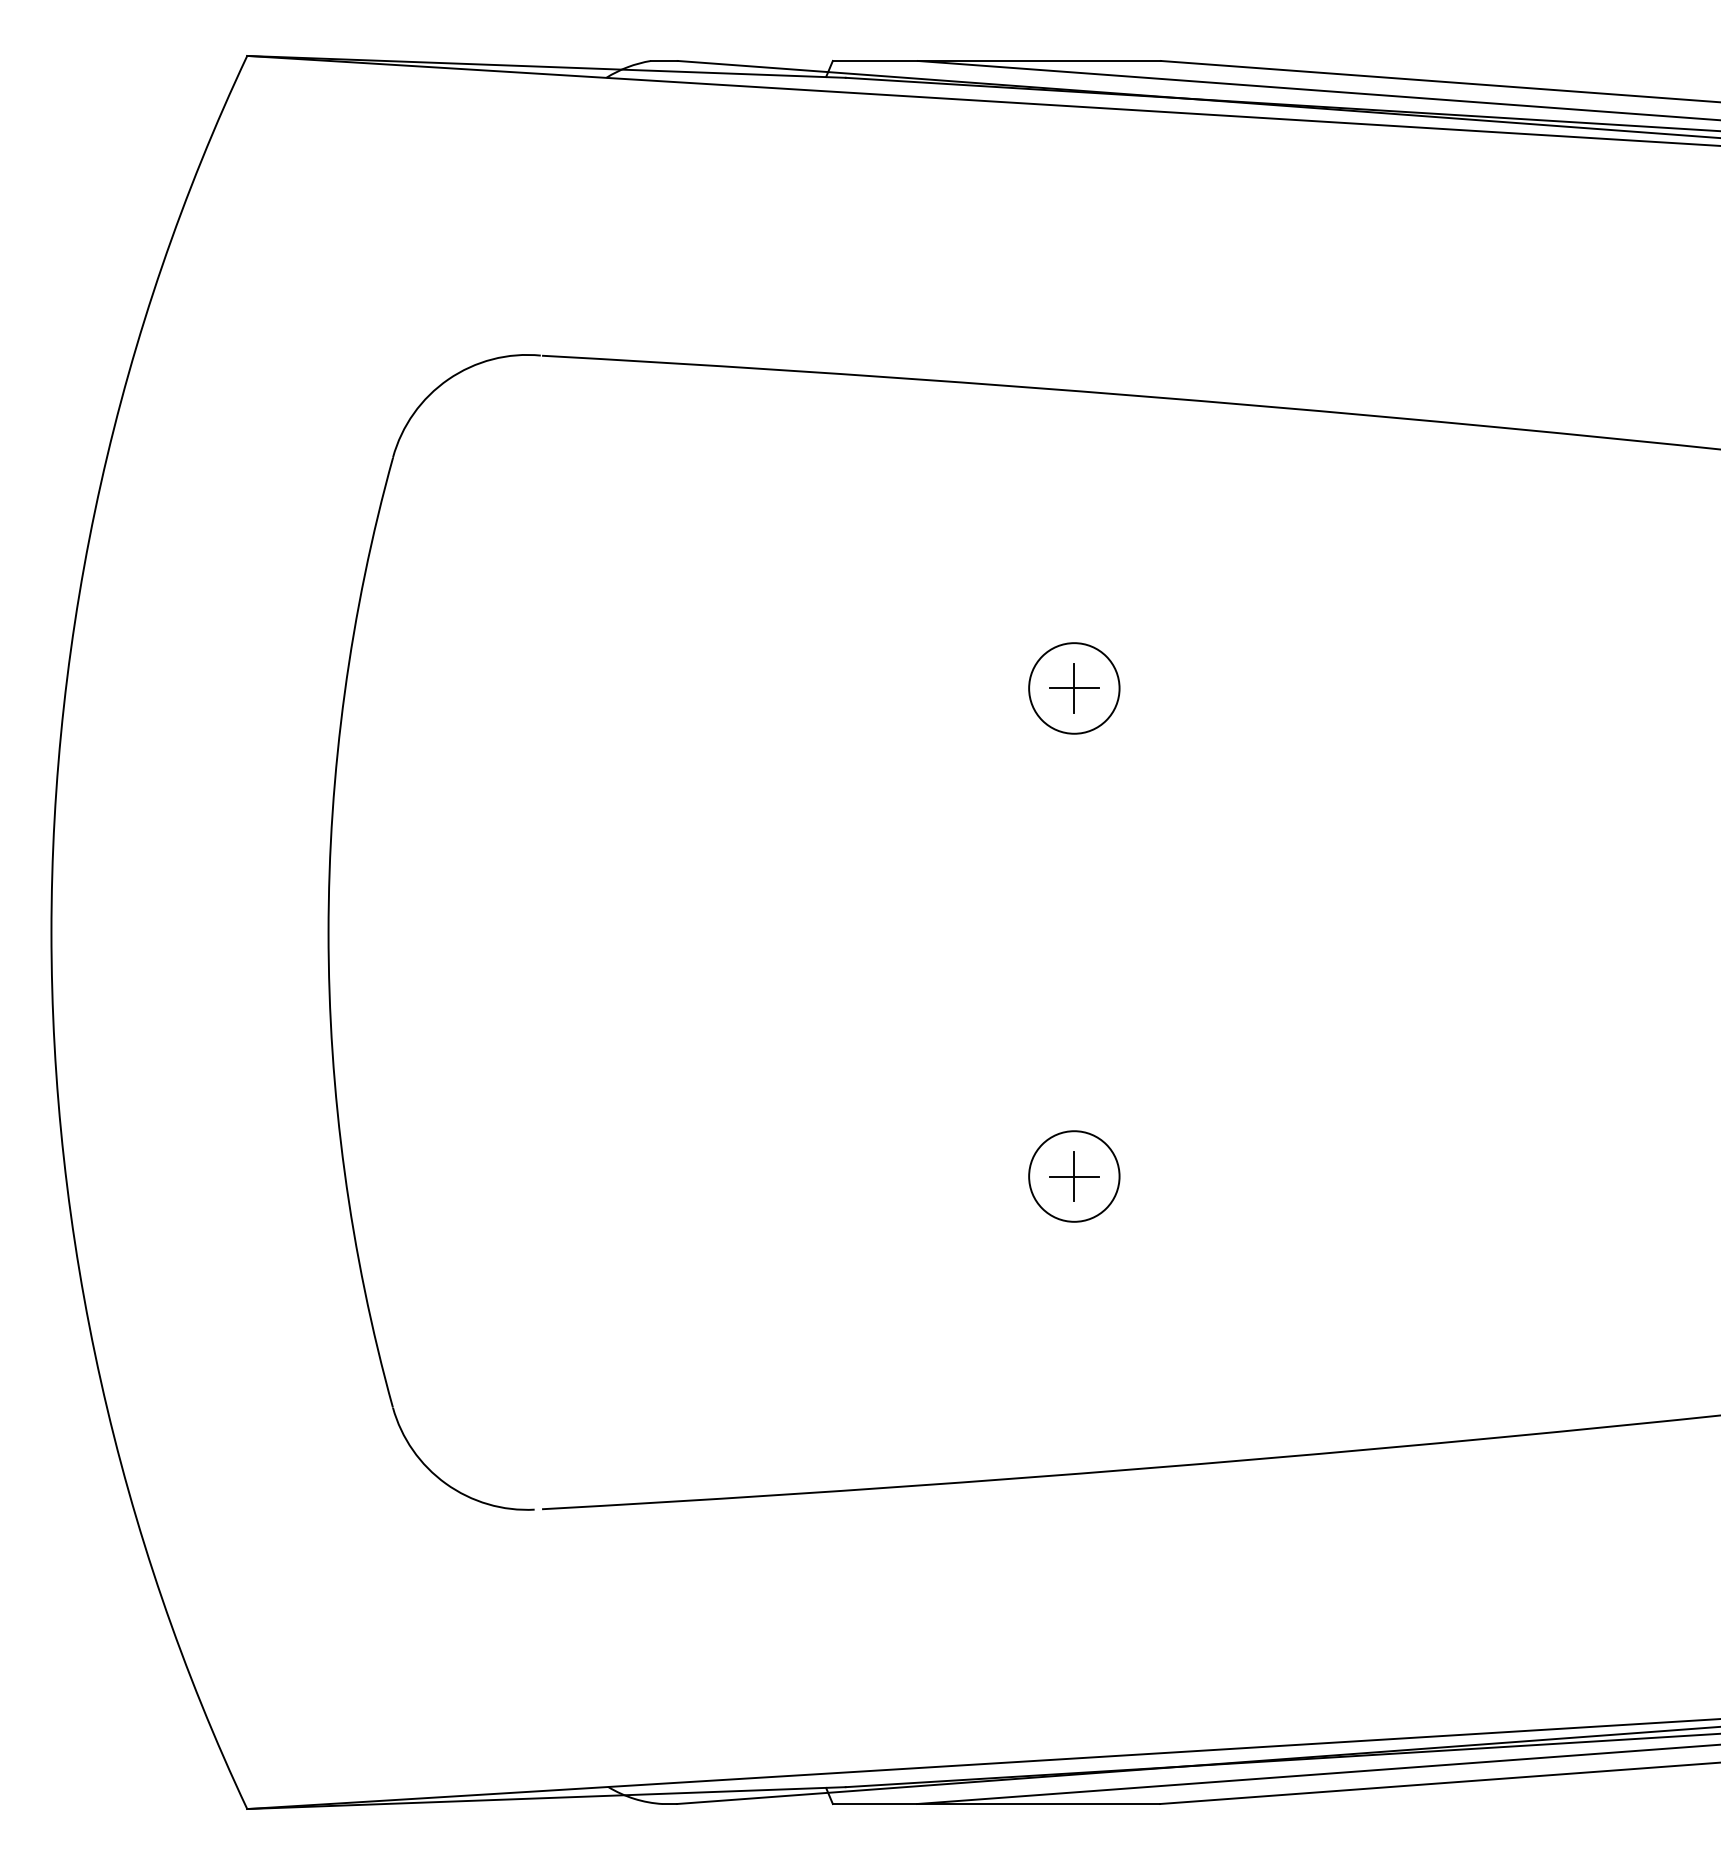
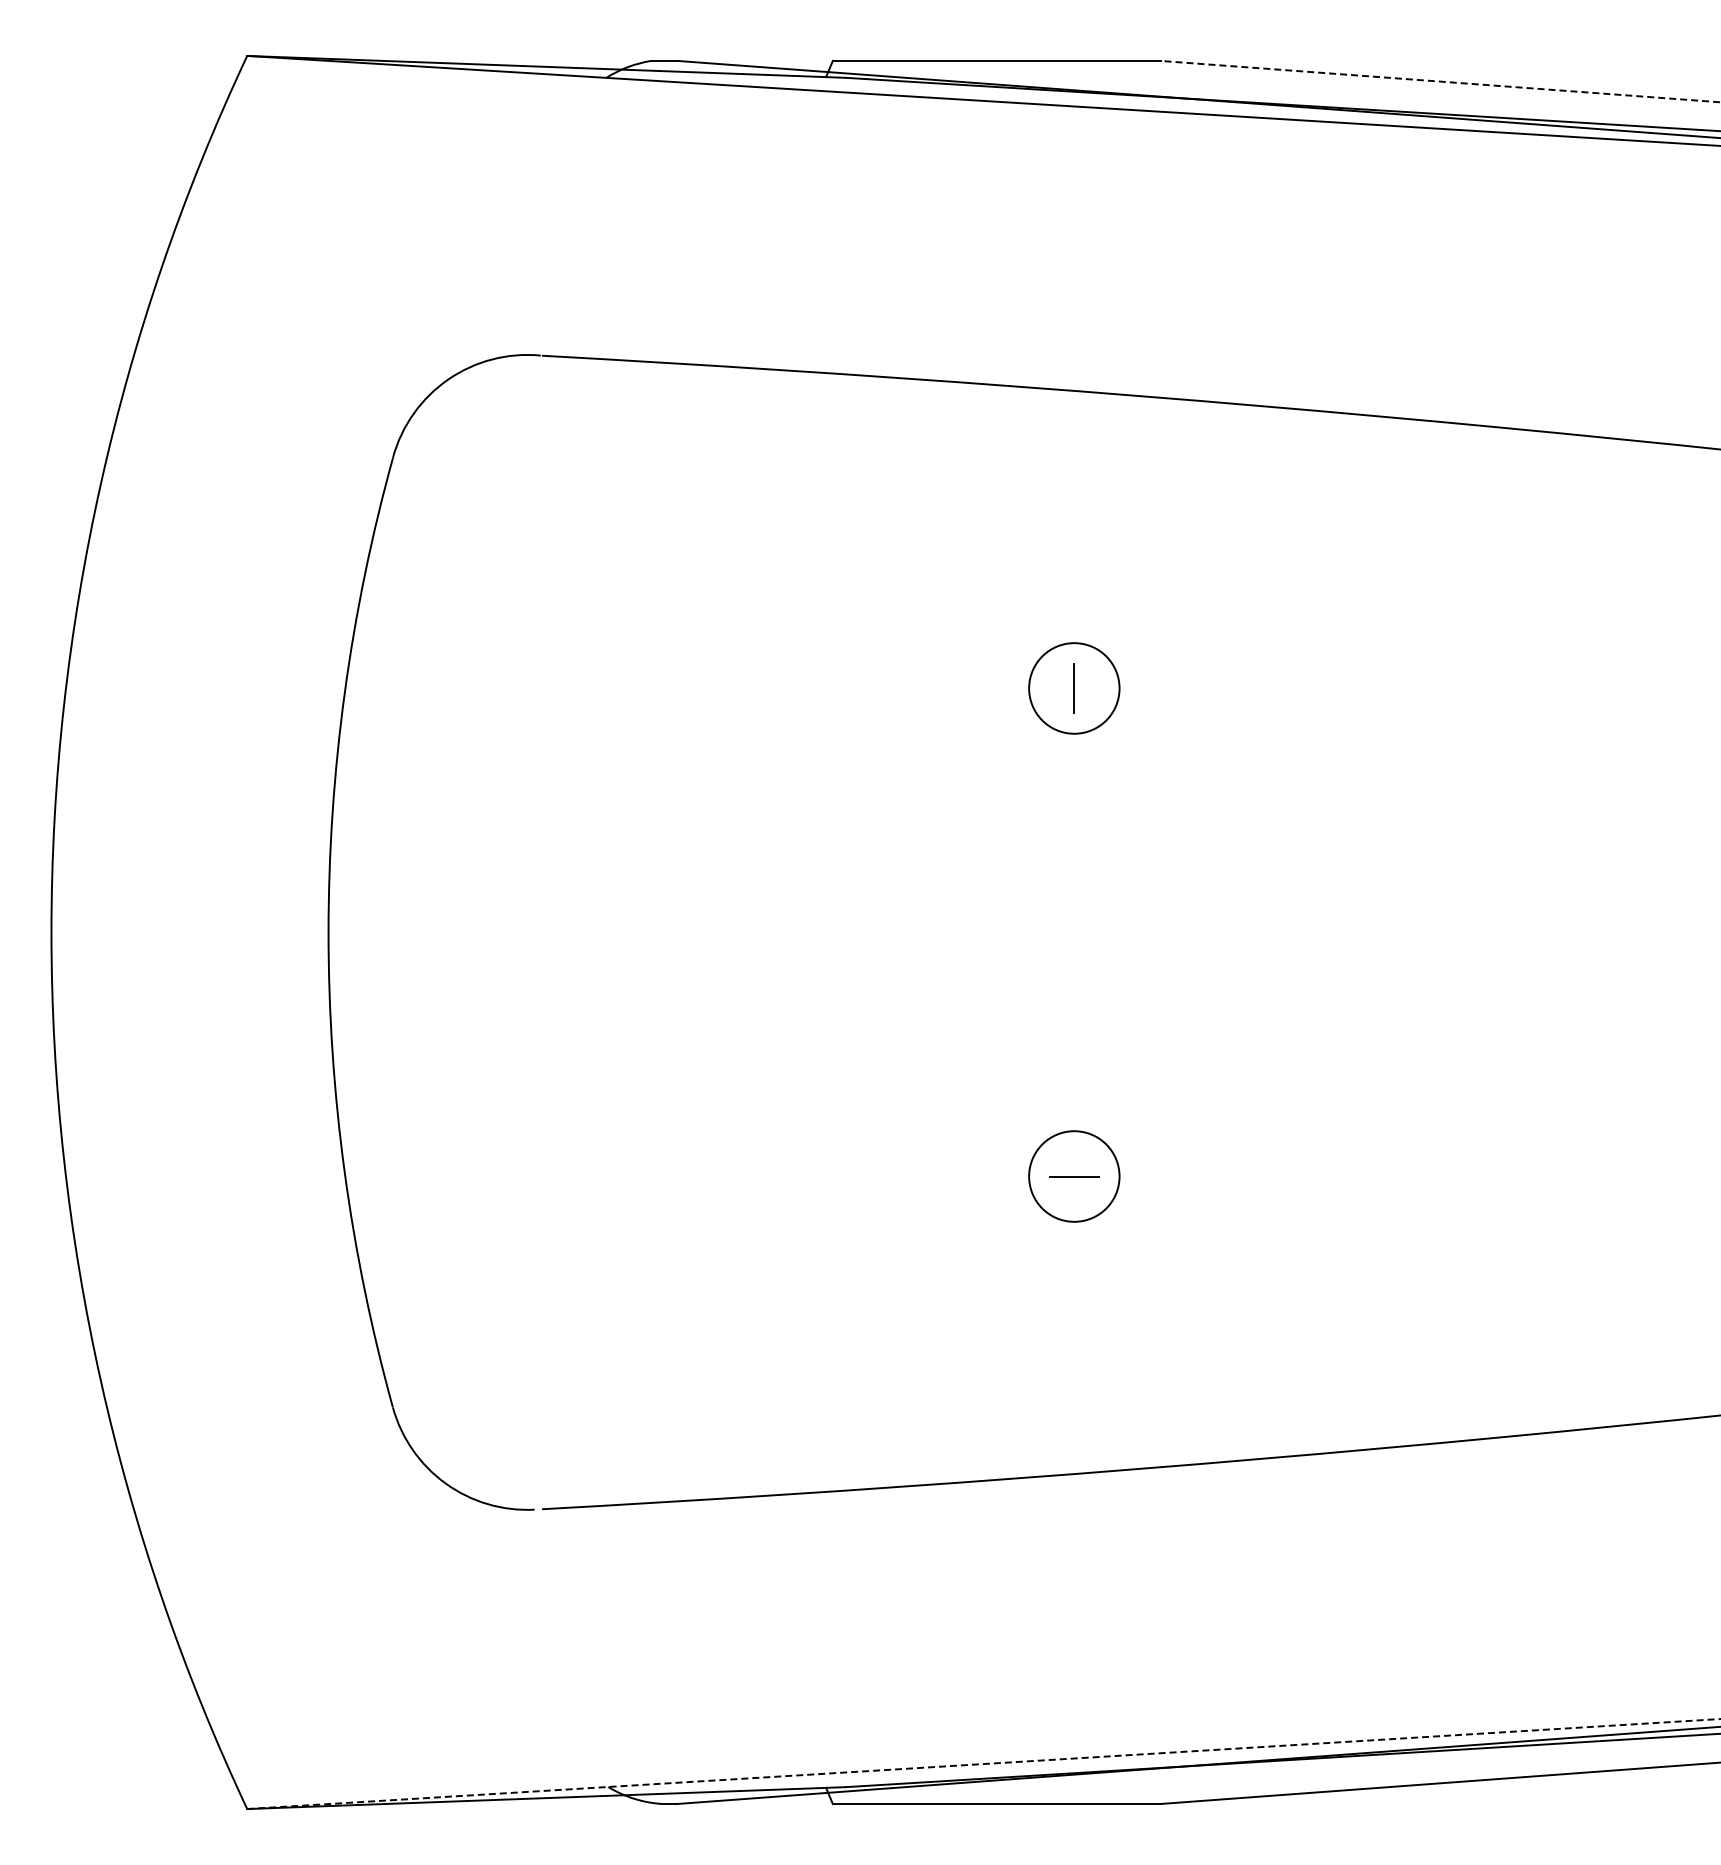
line: solid -> dashed (1440, 81)
line: present -> none (1317, 90)
line: present -> none (1073, 688)
line: present -> none (1074, 1176)
line: solid -> dashed (983, 1764)
line: present -> none (1317, 1774)
